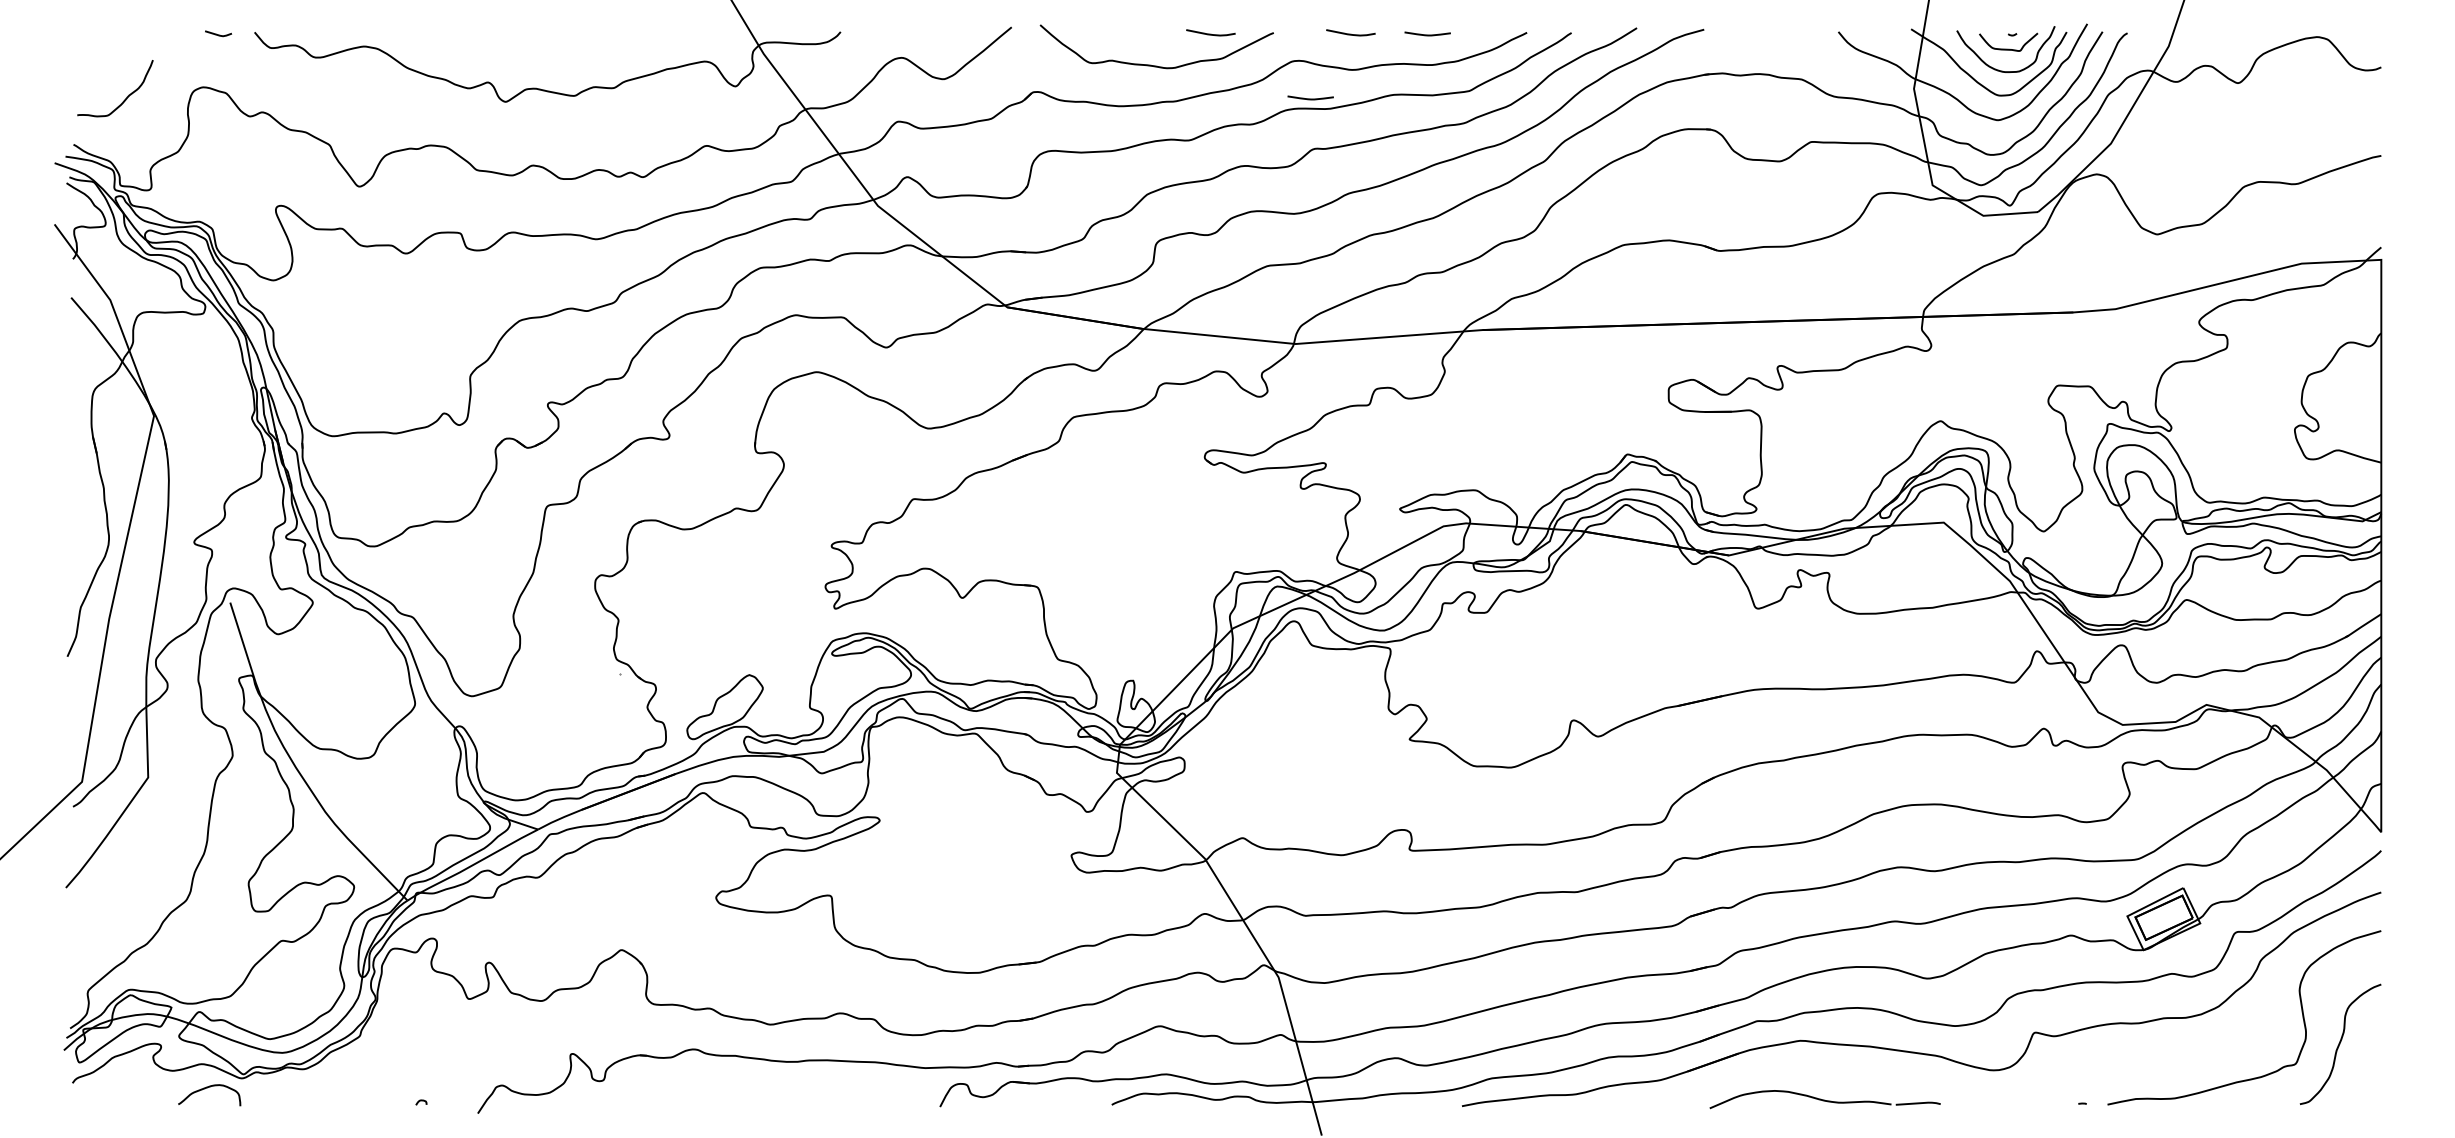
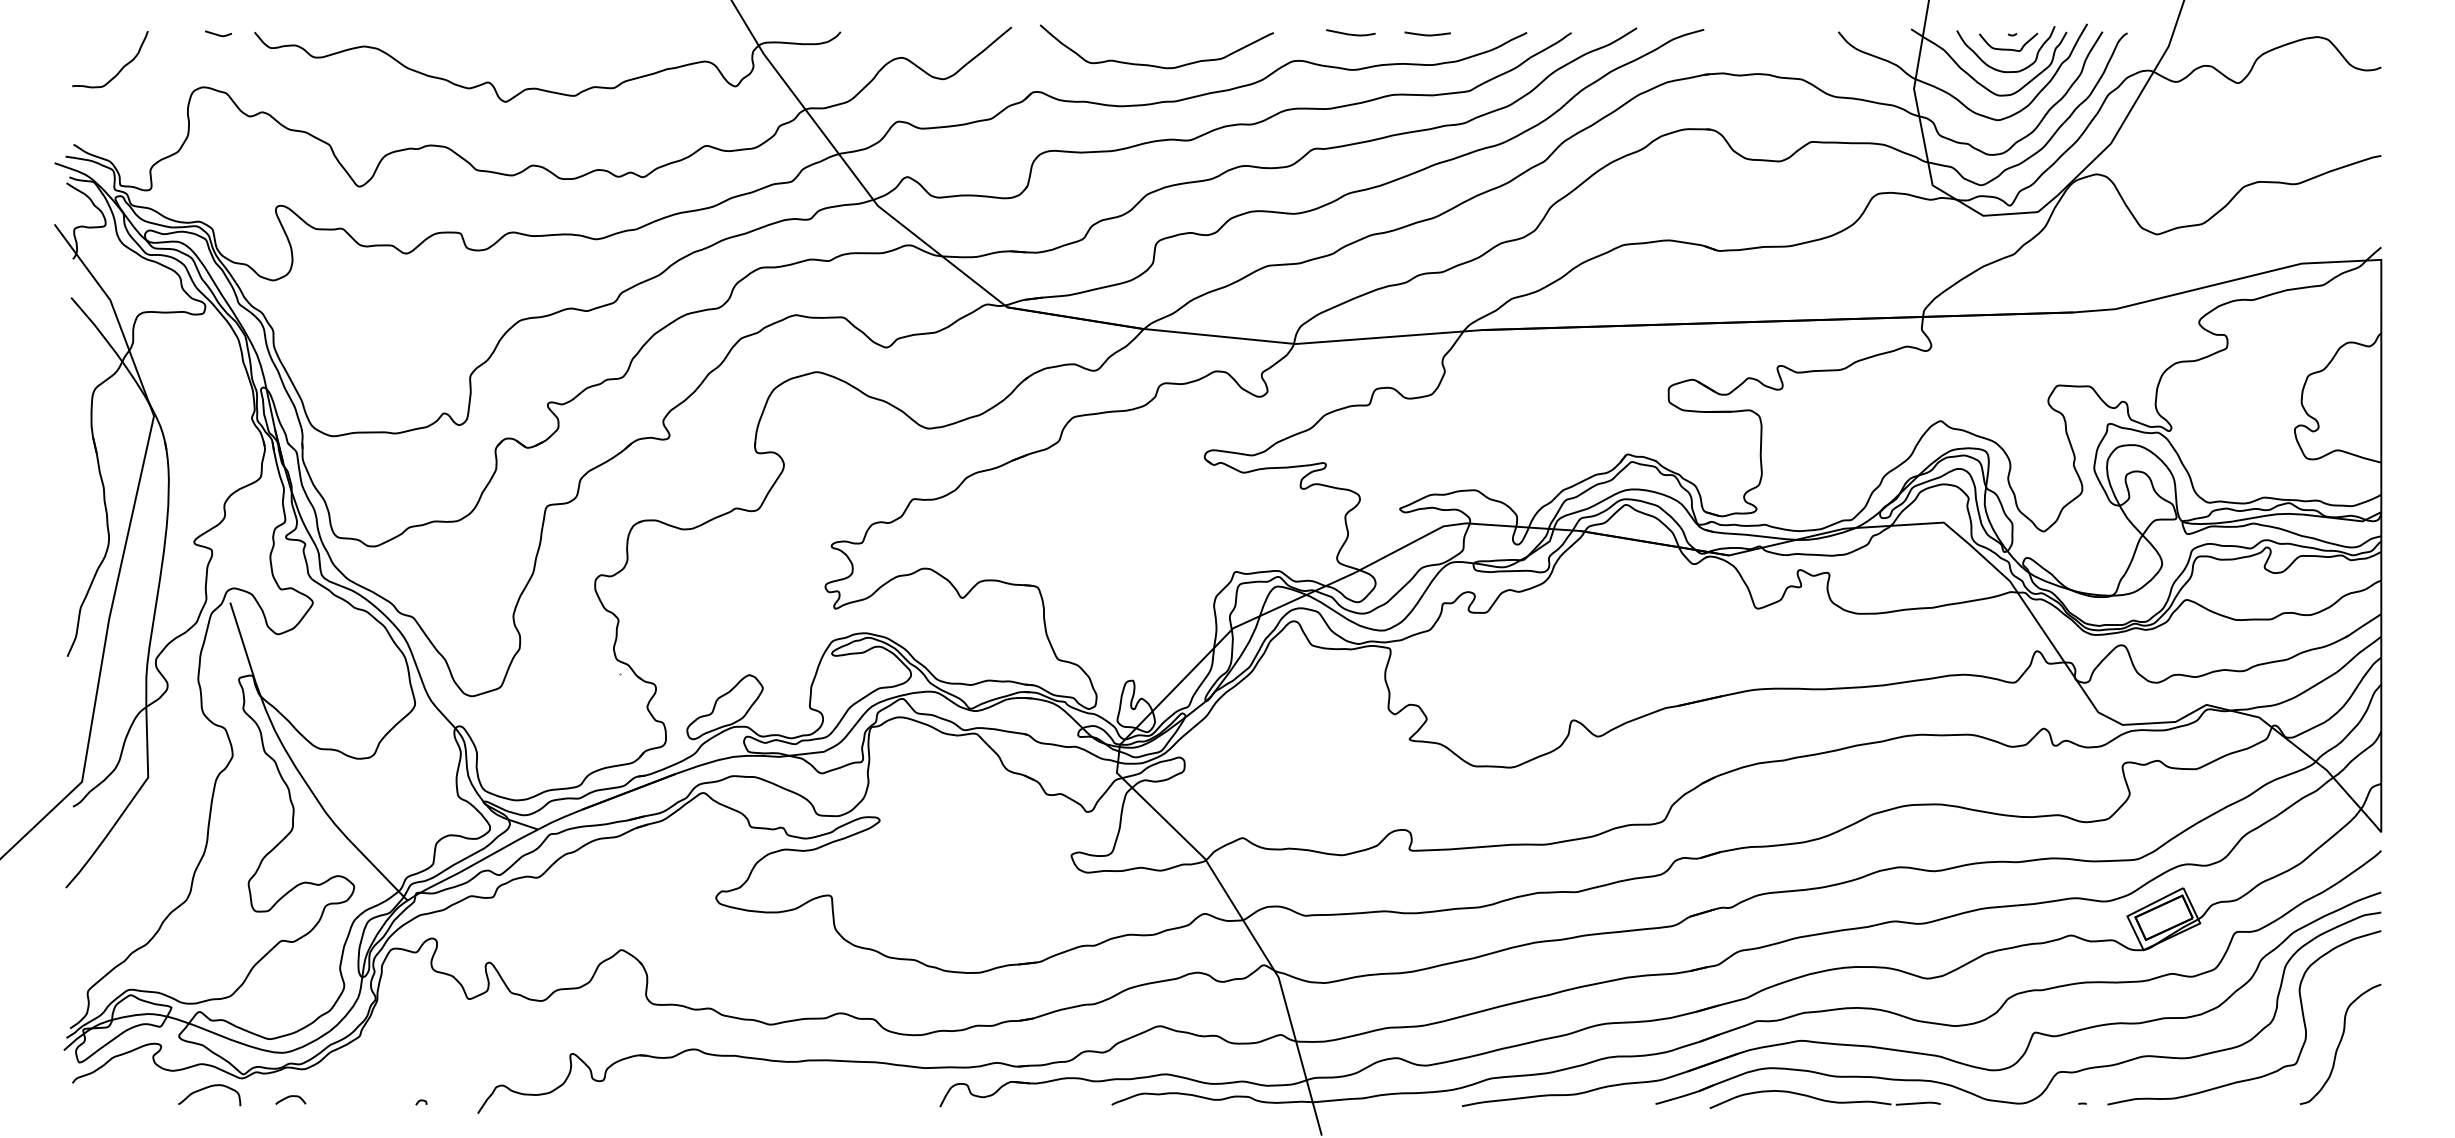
curve: present -> none (1210, 33)
curve position: (127, 95) -> (122, 66) (122, 66)
curve: present -> none (1310, 98)
part: none -> present (2056, 1072)
curve: none -> present (290, 1097)
